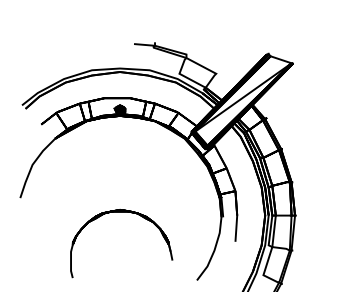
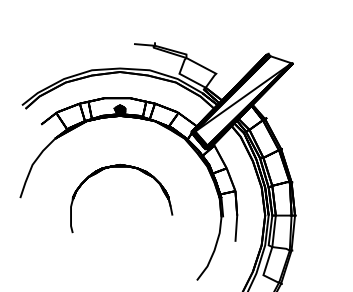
part position: (121, 212) -> (121, 167) (121, 167)
